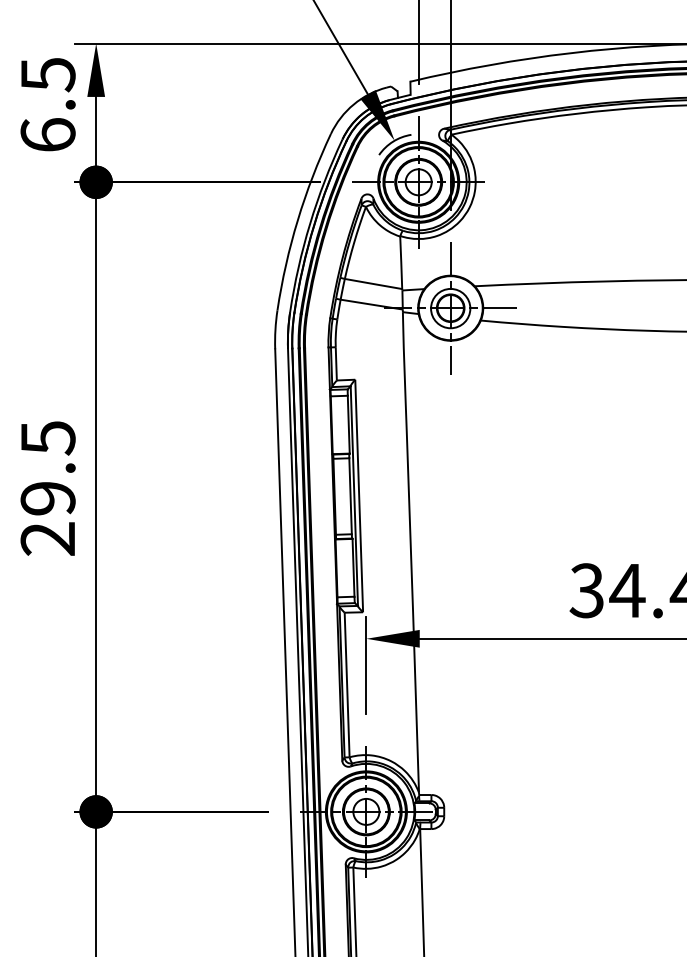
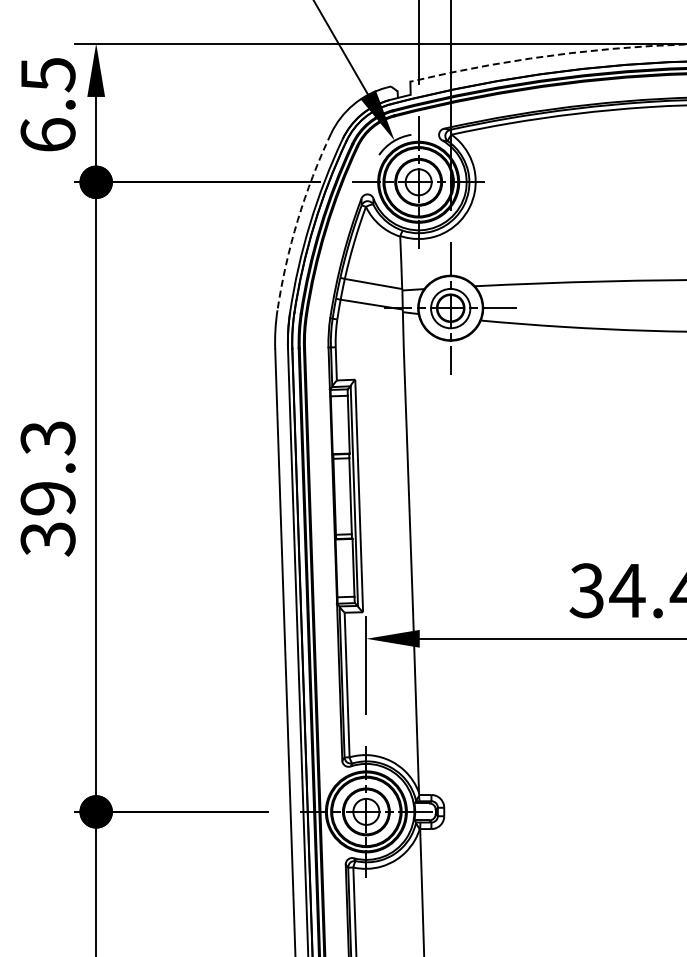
arc: solid -> dashed (547, 56)
arc: solid -> dashed (297, 220)
text: 29.5 -> 39.3 (47, 488)
